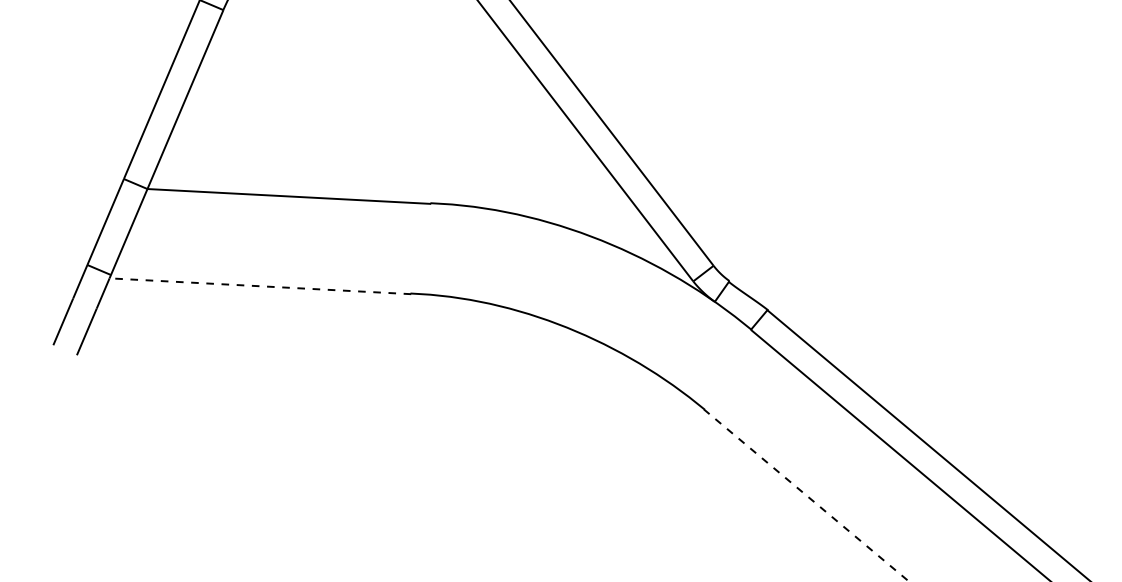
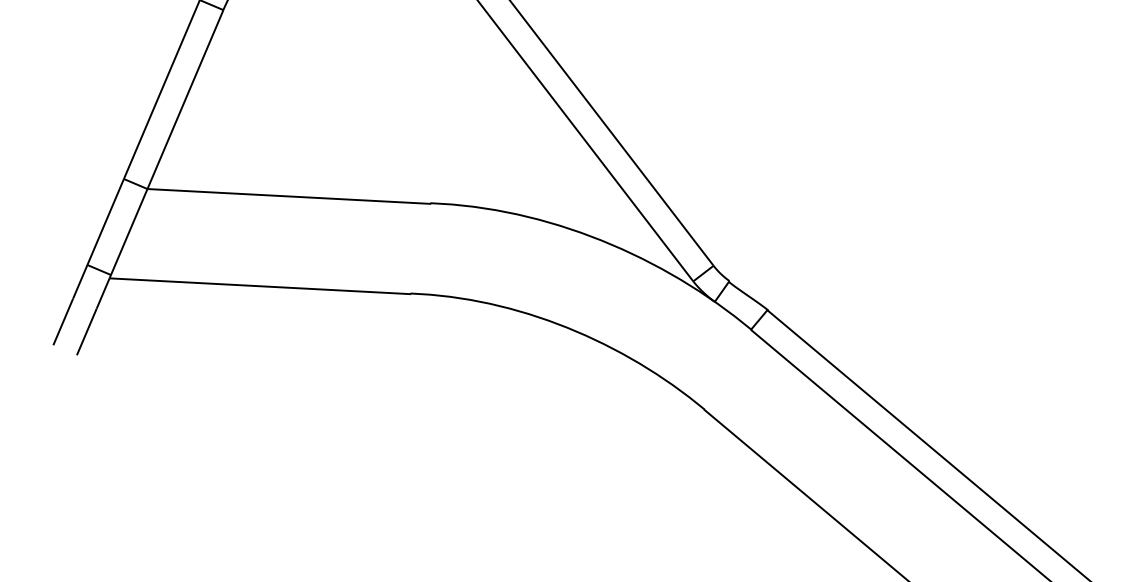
line: dashed -> solid (259, 286)
line: dashed -> solid (806, 495)
